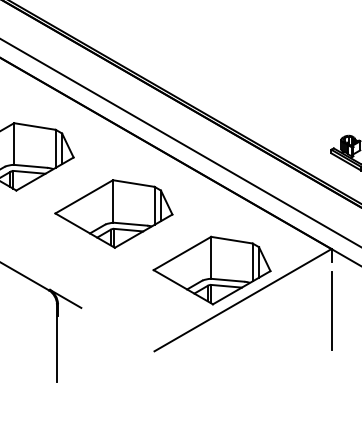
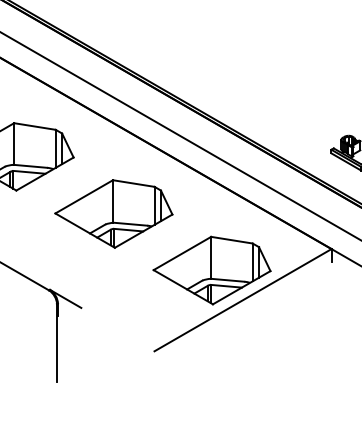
line position: (180, 142) -> (180, 135) (180, 135)
line: present -> none (331, 310)
